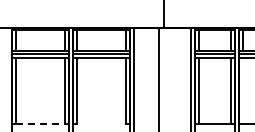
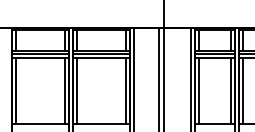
line: none -> present (163, 78)
line: none -> present (242, 90)
line: dashed -> solid (40, 123)
line: none -> present (100, 123)
